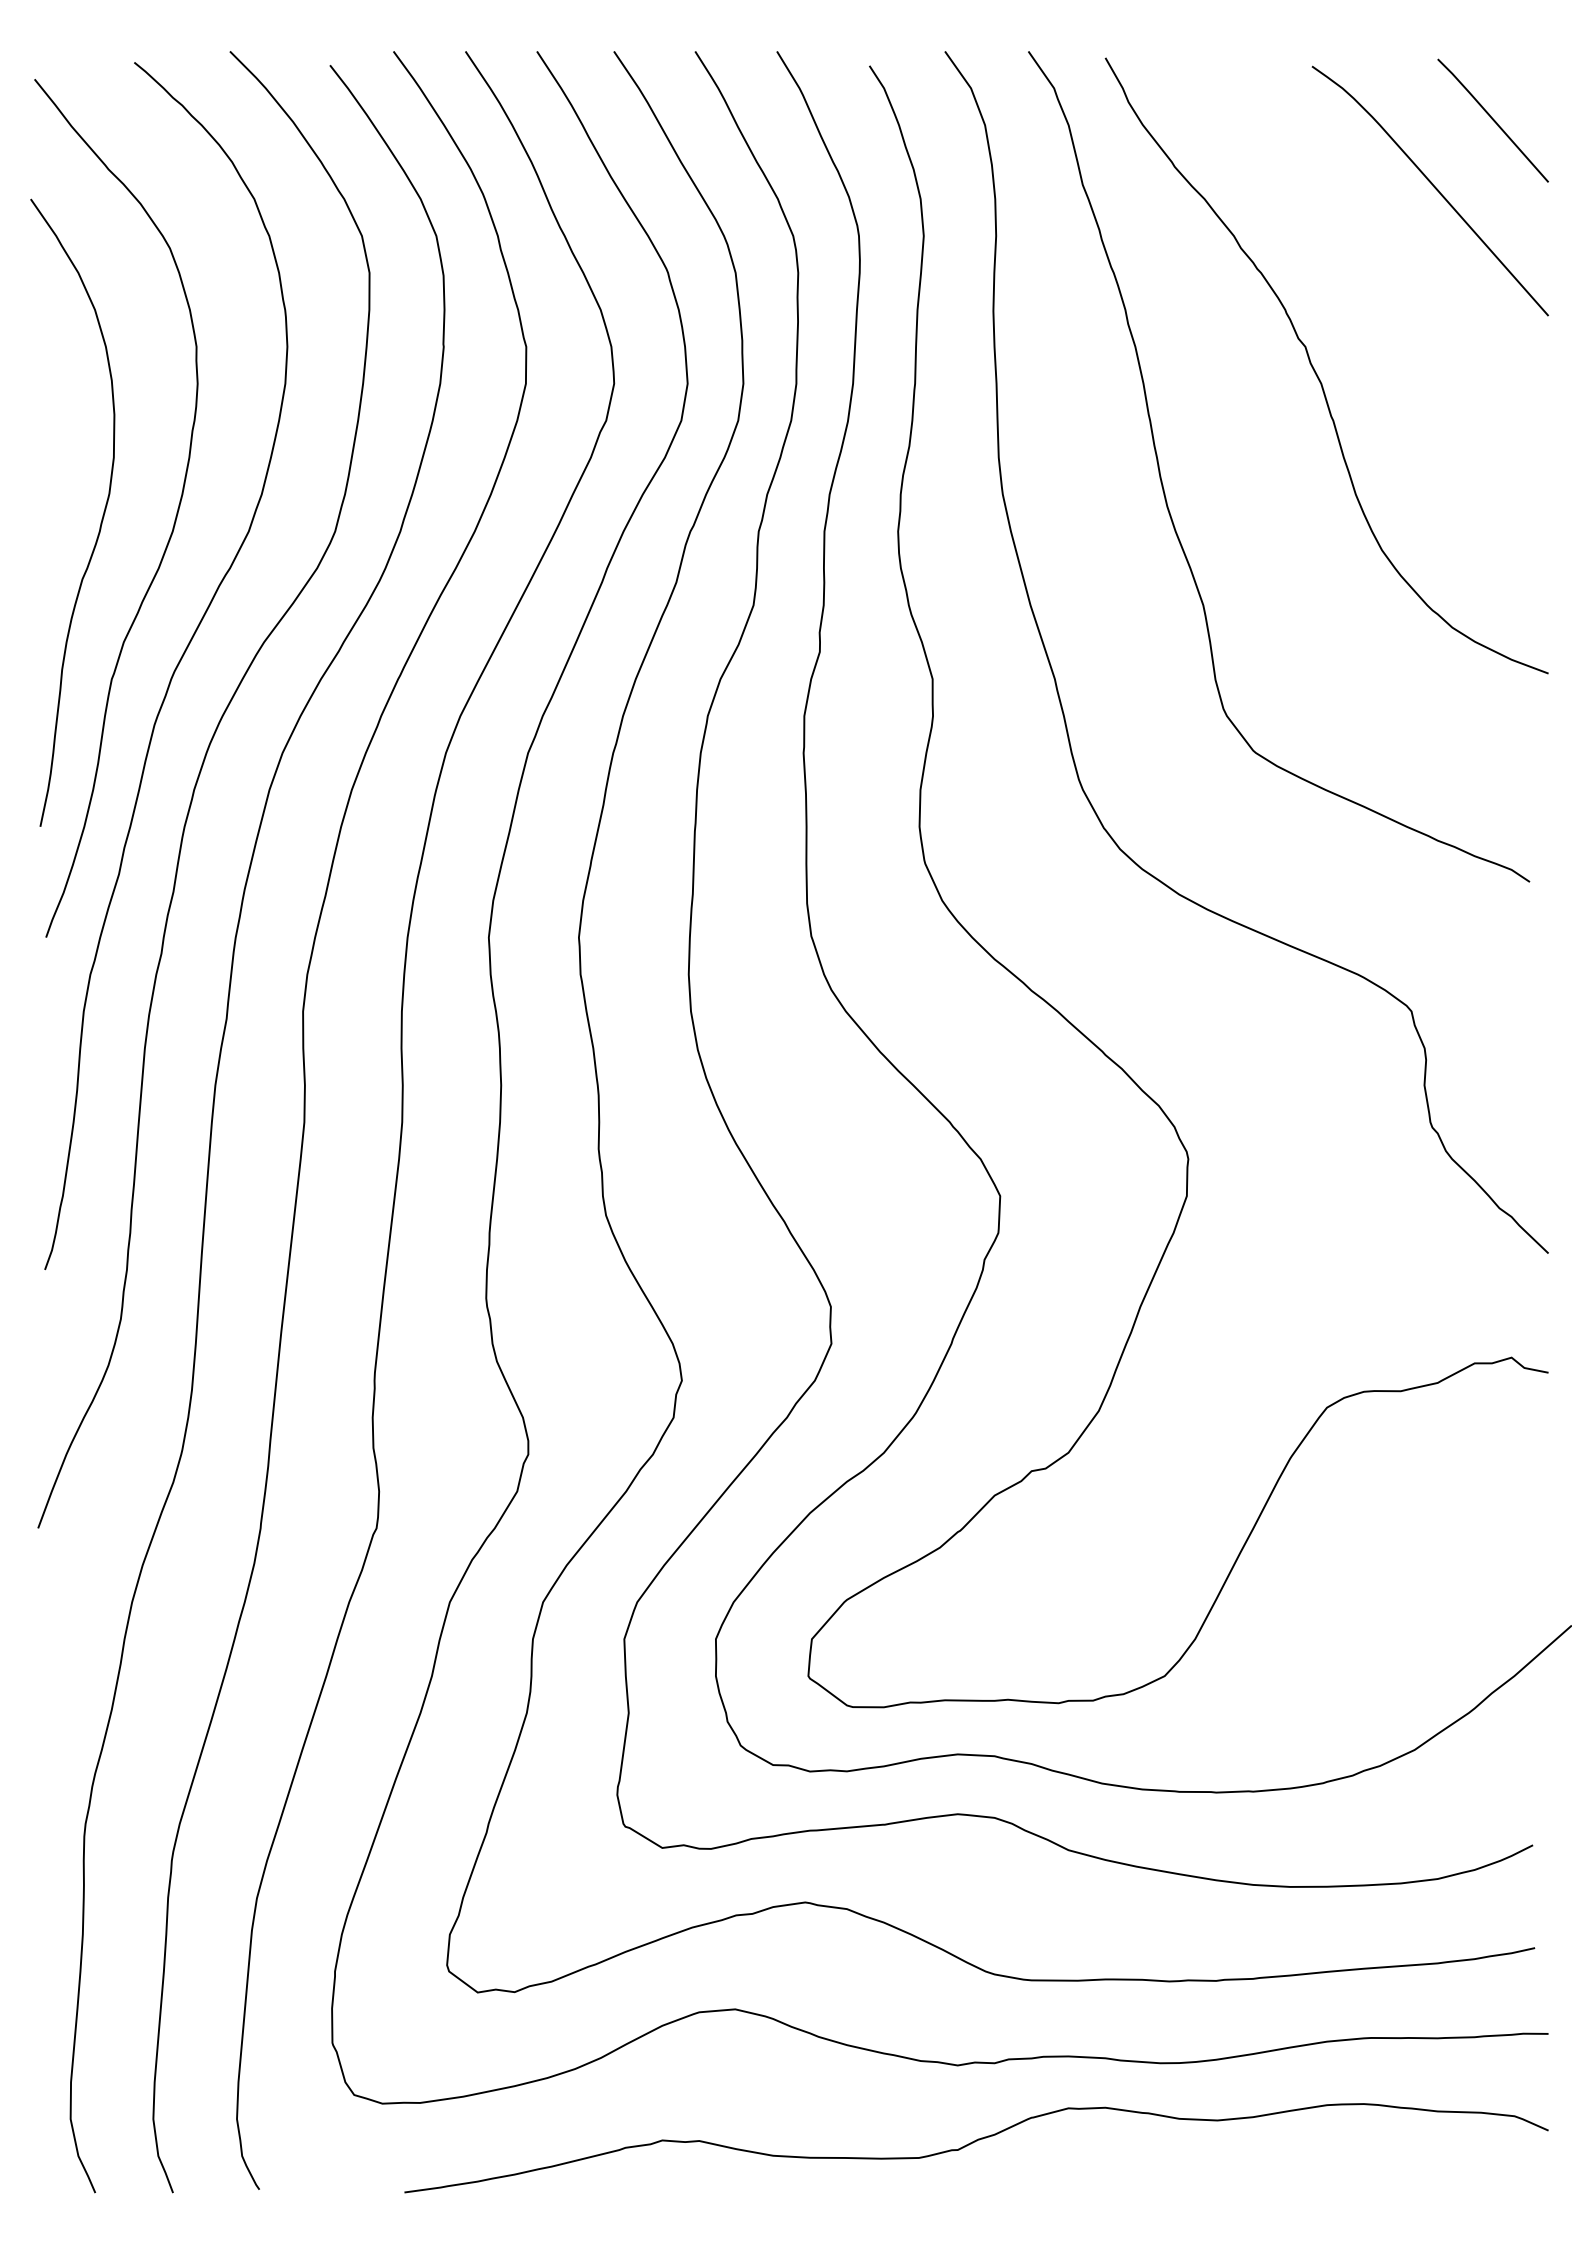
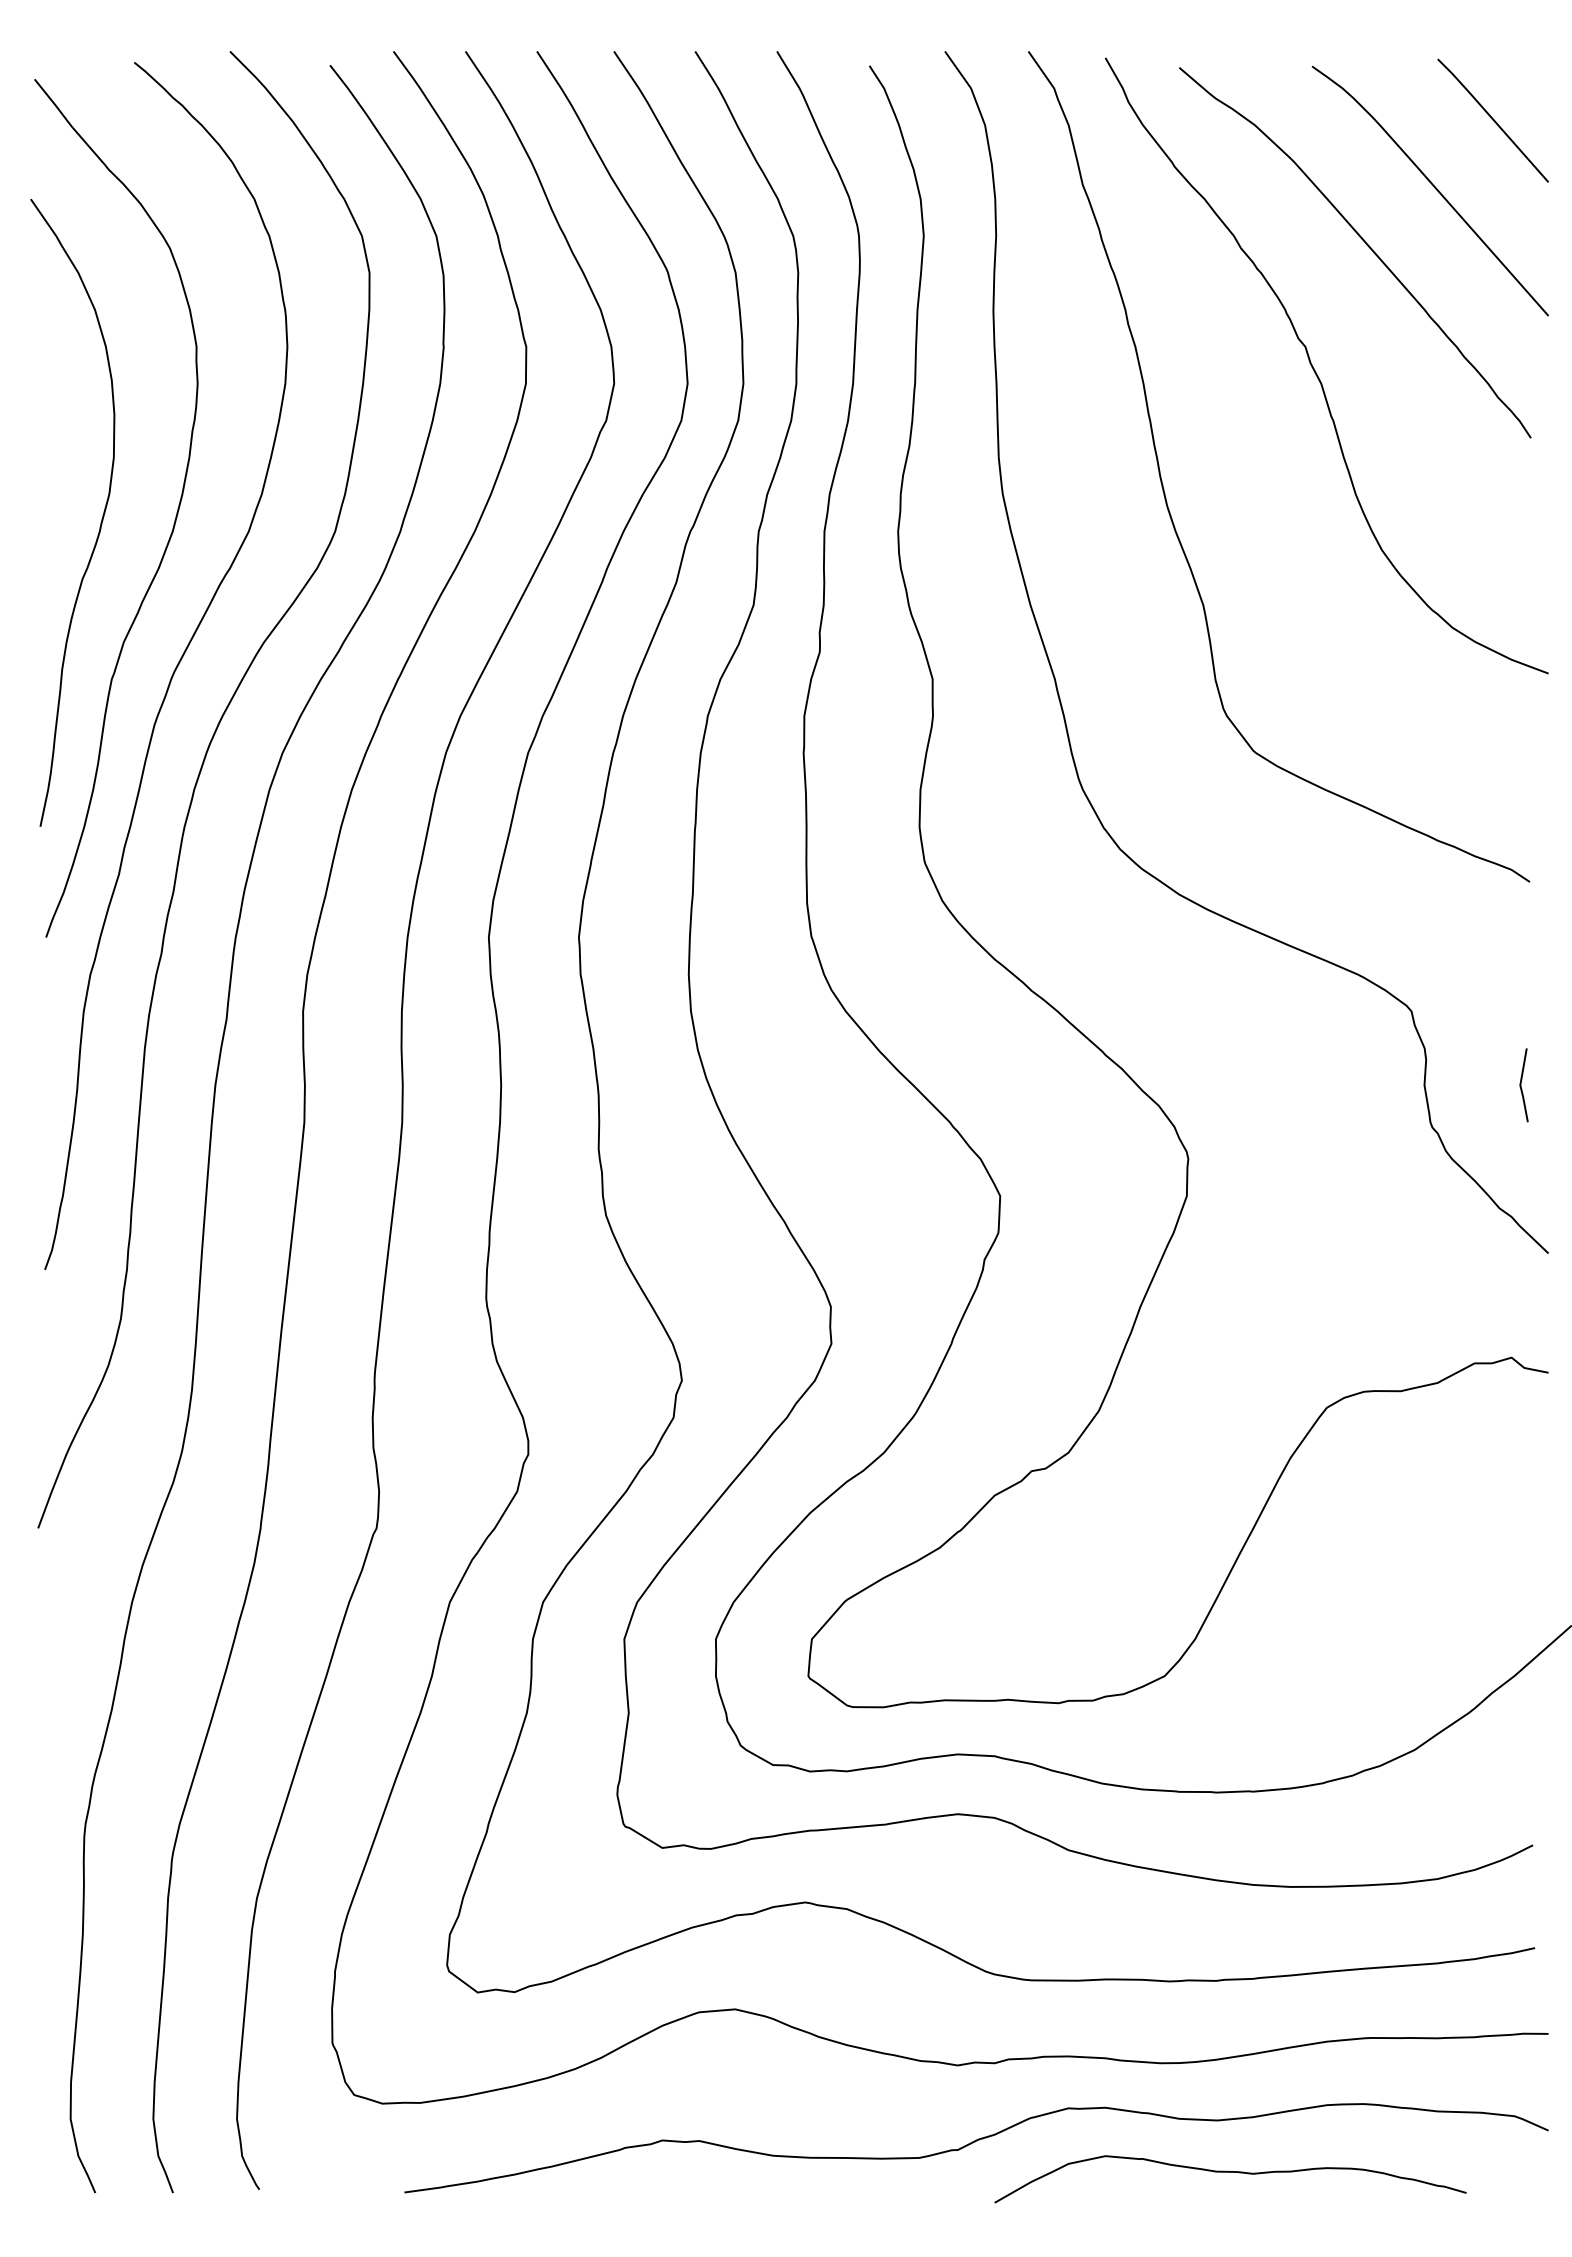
curve: none -> present (1366, 245)
line: none -> present (1521, 1085)
curve: none -> present (1230, 2172)
